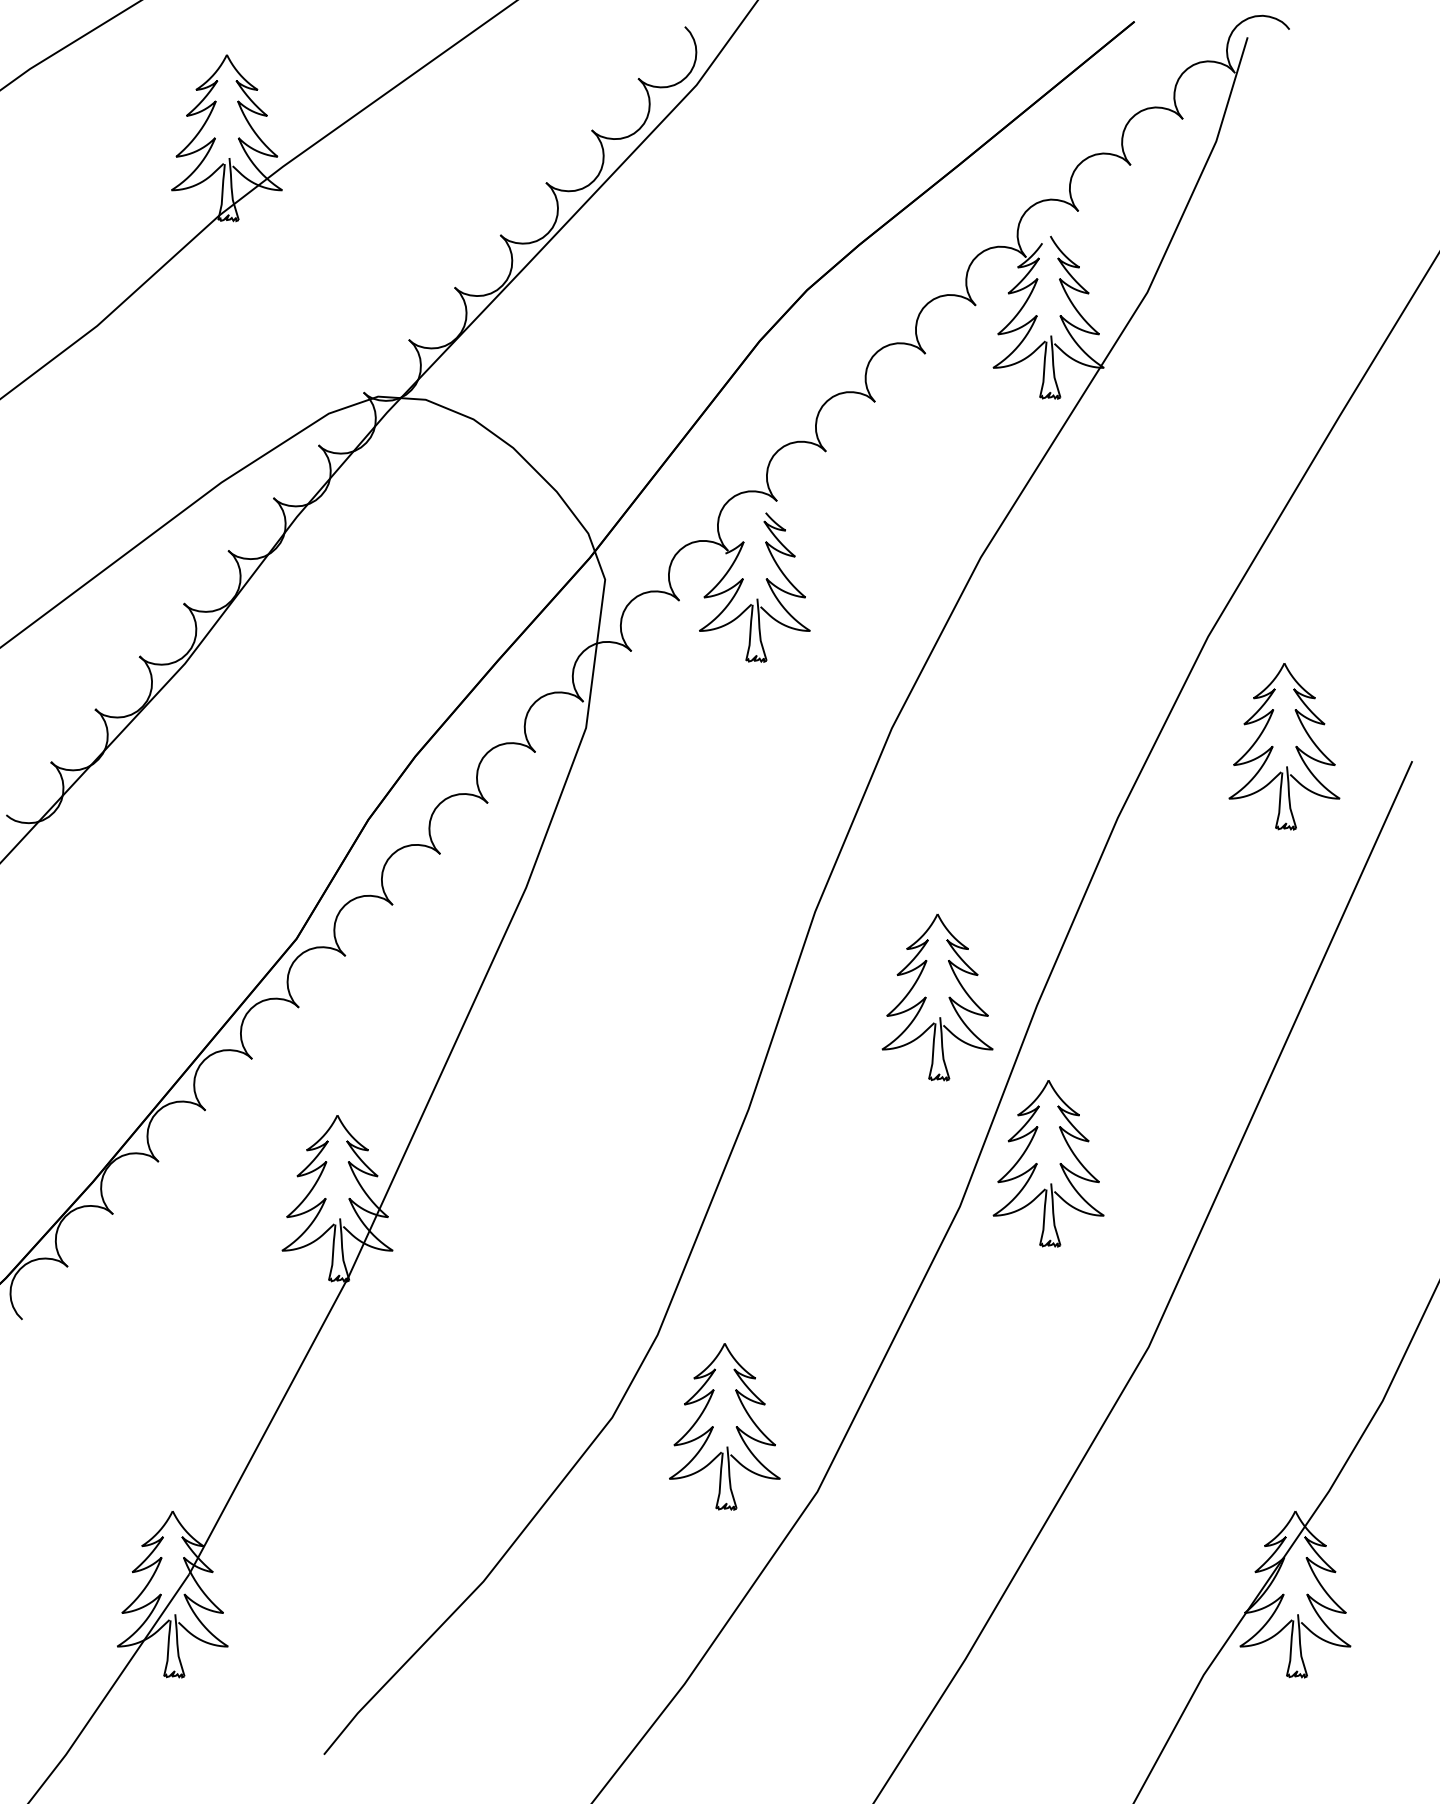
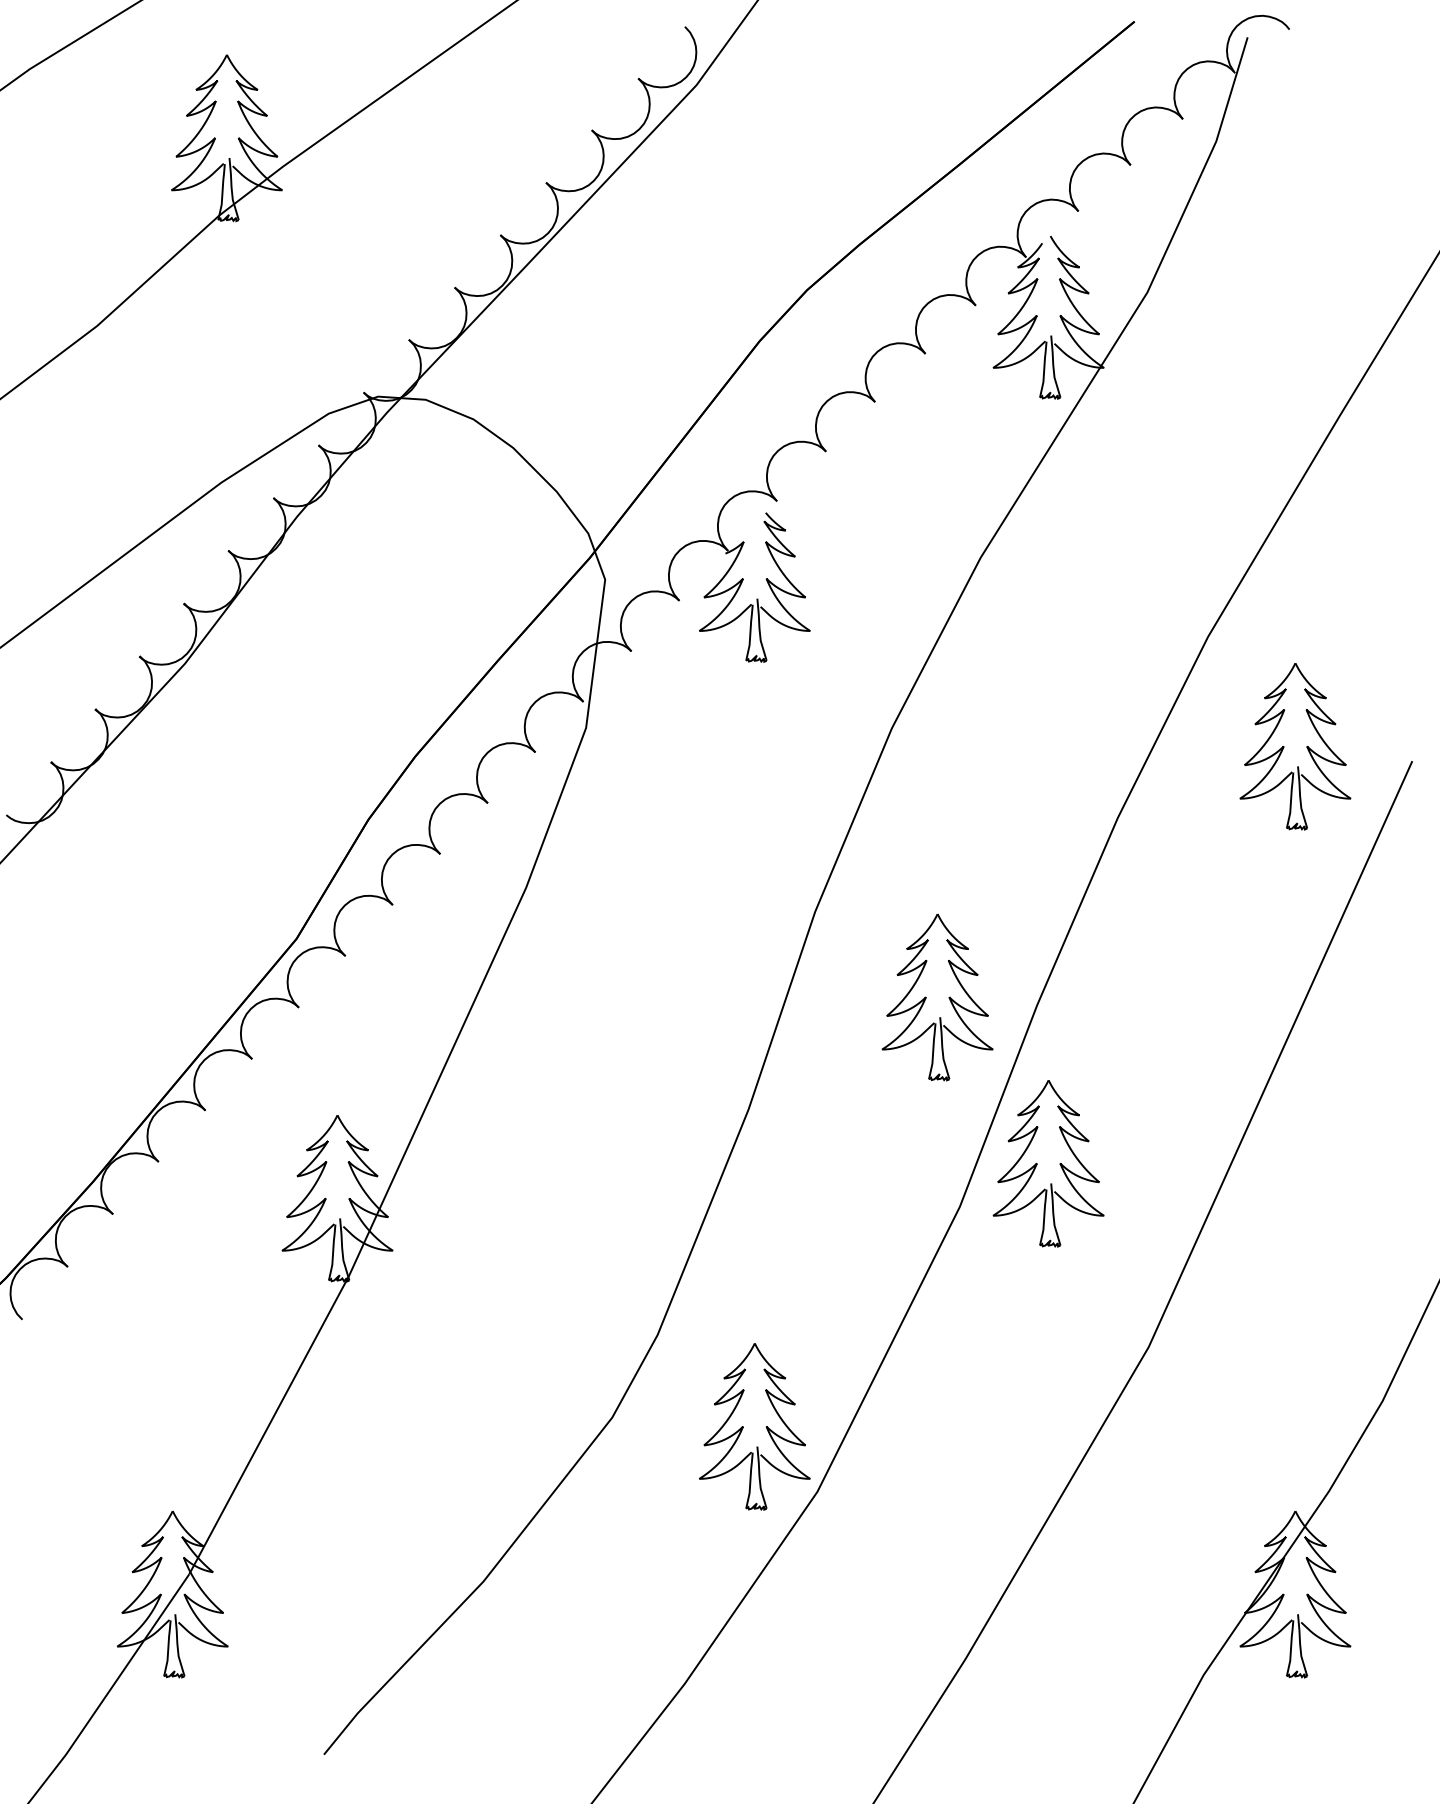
part position: (1284, 746) -> (1295, 746) (1295, 746)
part position: (724, 1426) -> (754, 1426) (754, 1426)
